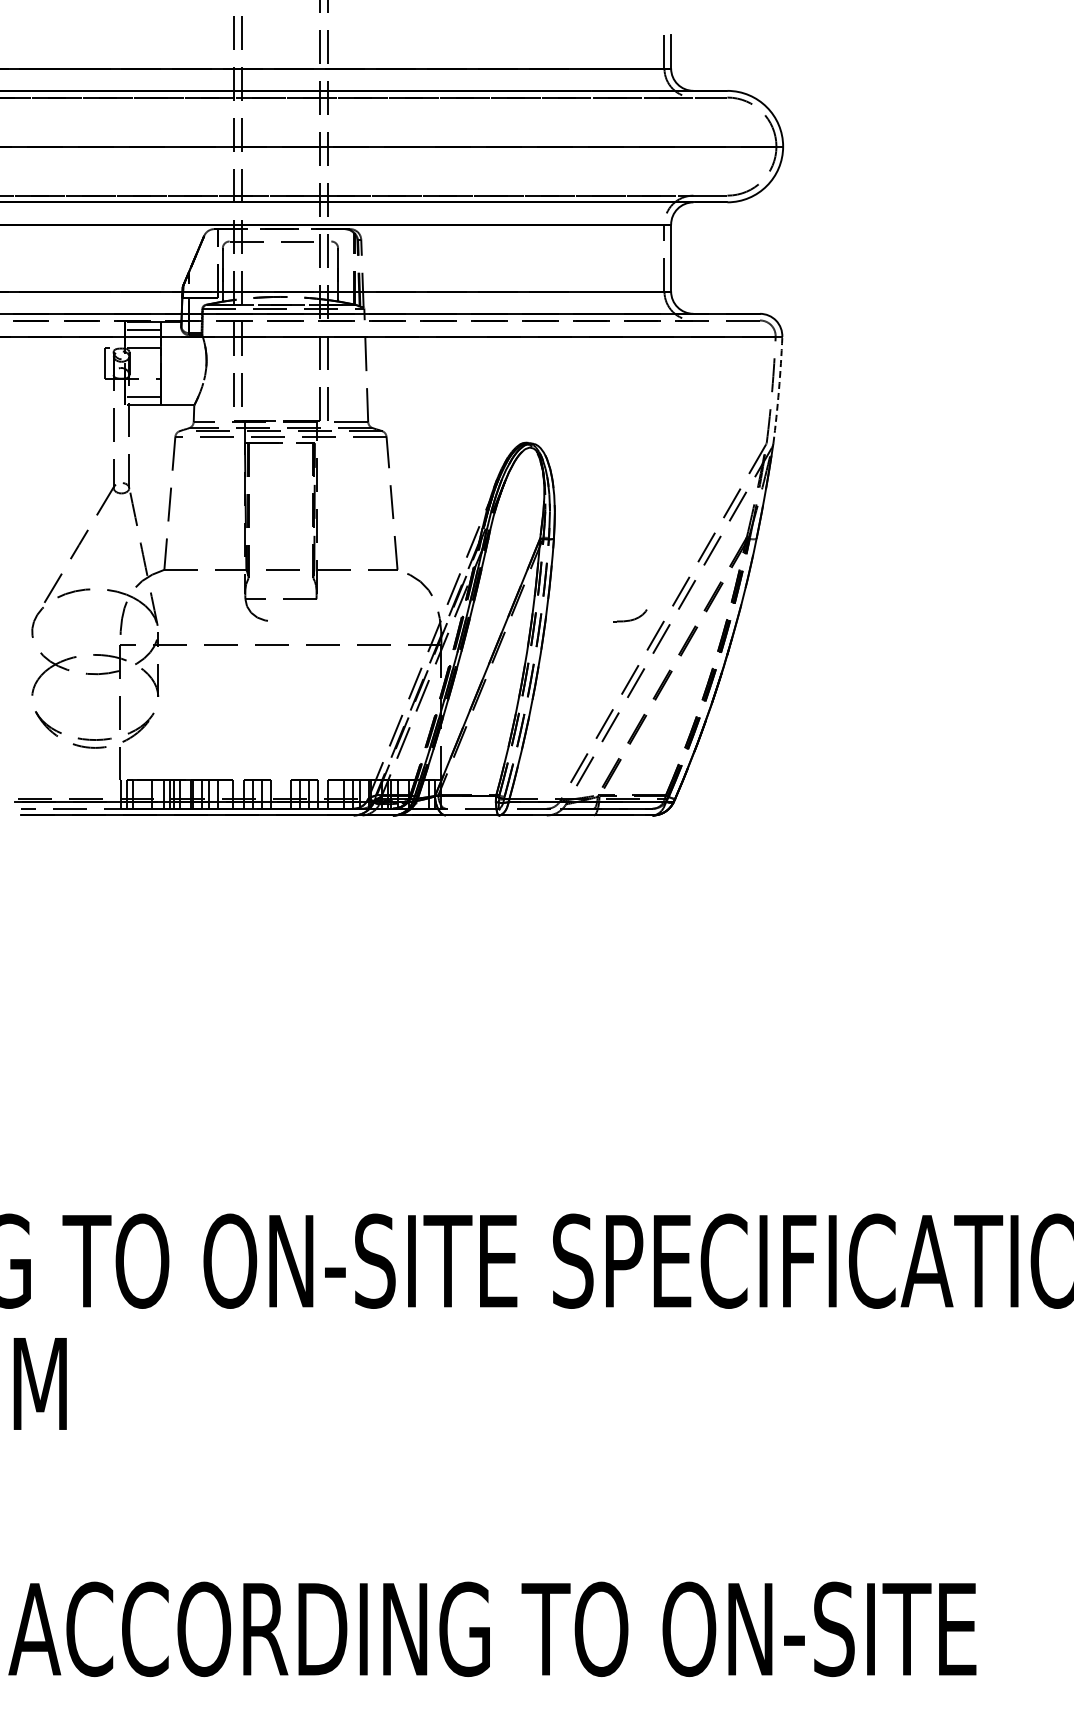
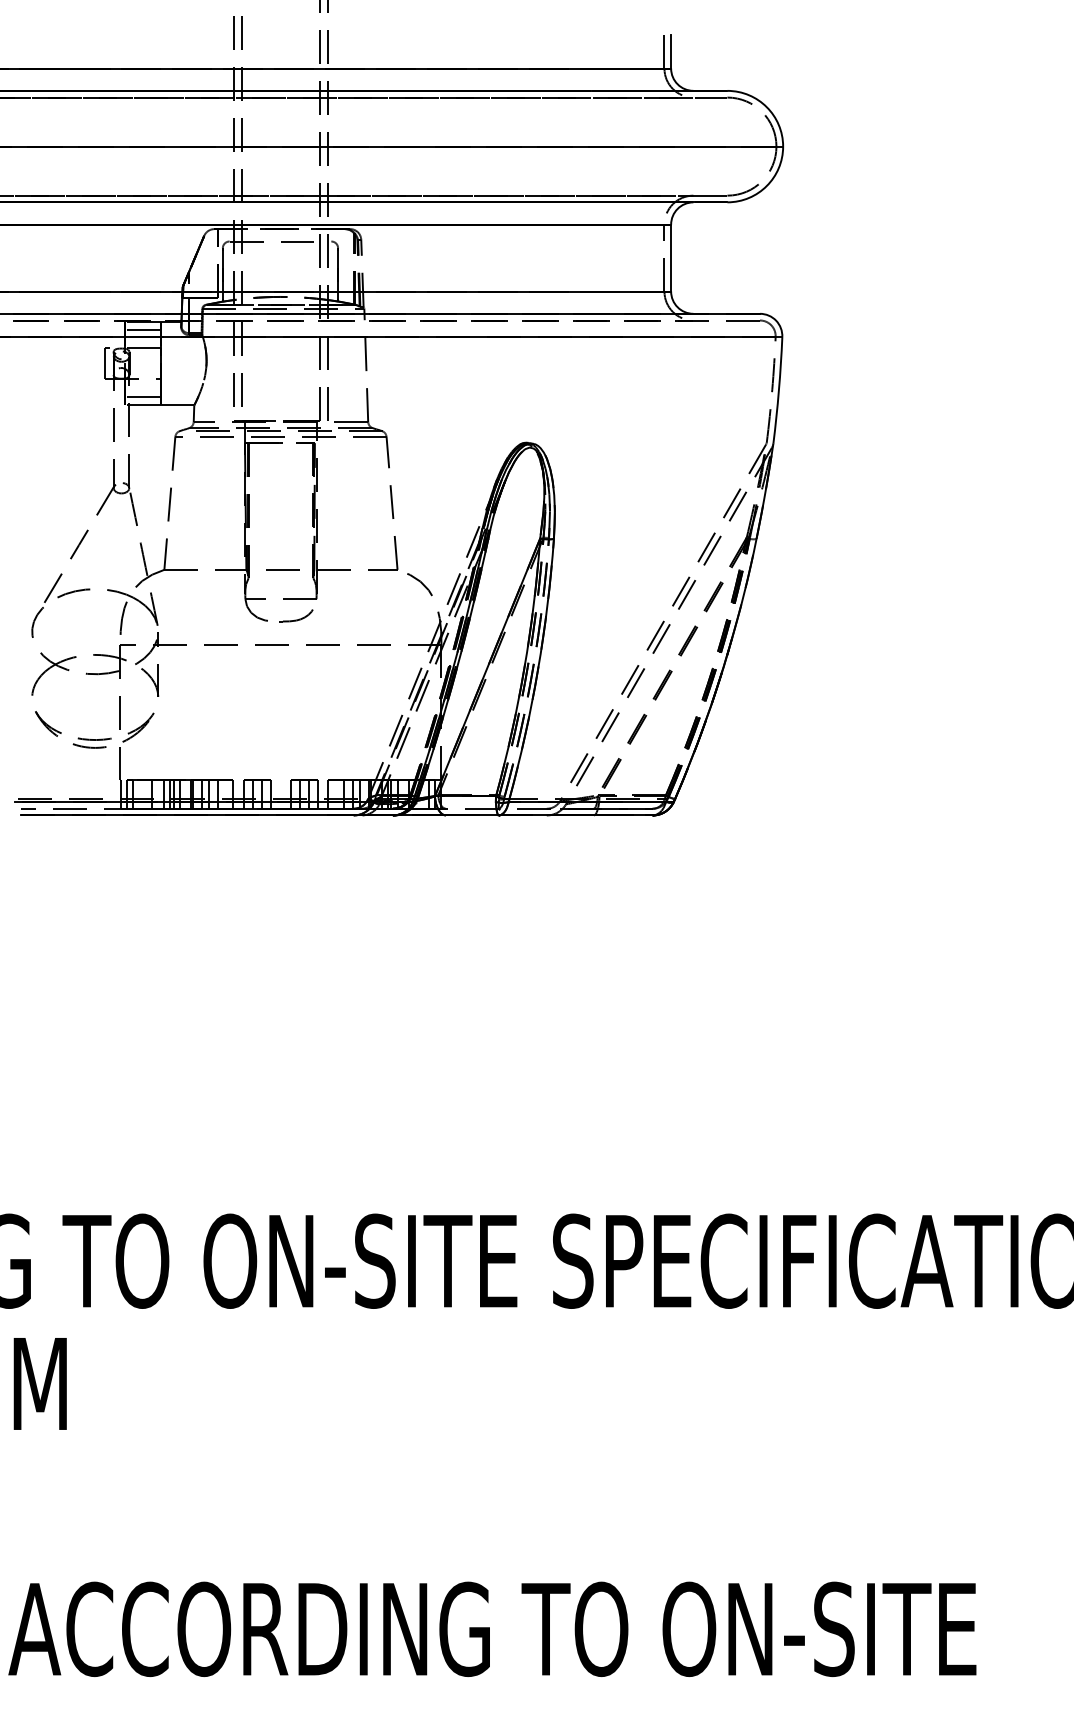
arc: dashed -> solid (778, 390)
part position: (630, 615) -> (296, 615) (296, 615)
